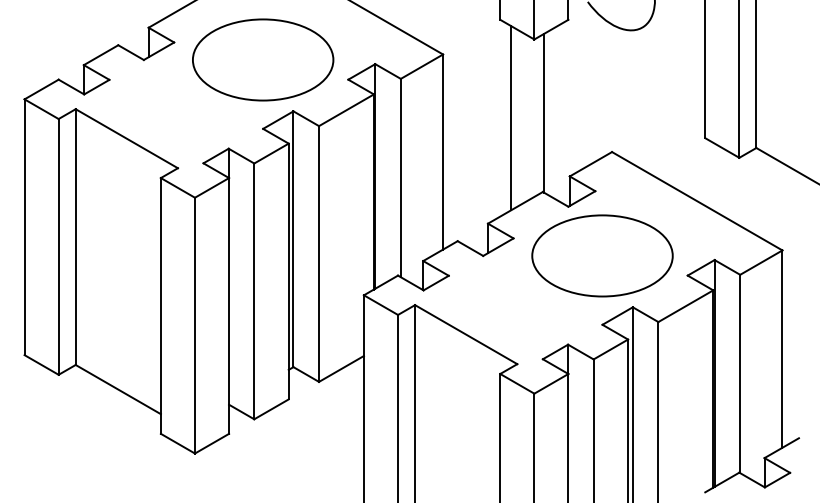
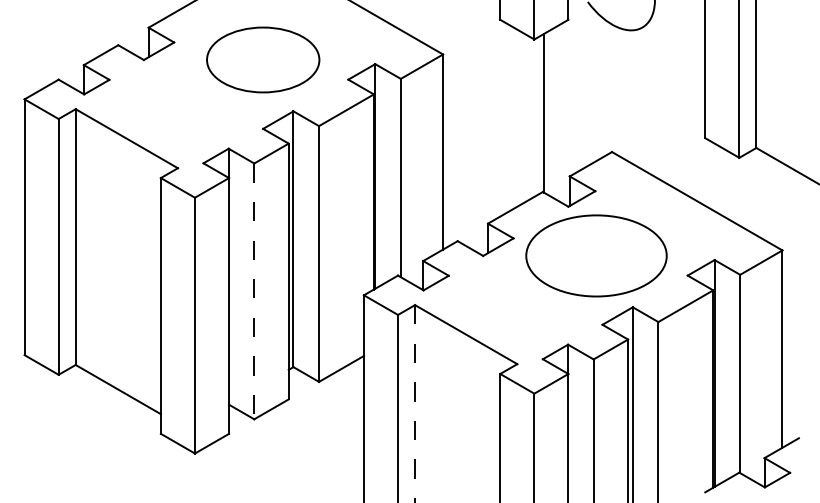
part size: 143x84 px -> 115x68 px (263, 59)
line: present -> none (511, 118)
part position: (602, 255) -> (596, 255) (596, 255)
line: solid -> dashed (254, 291)
line: solid -> dashed (415, 404)
